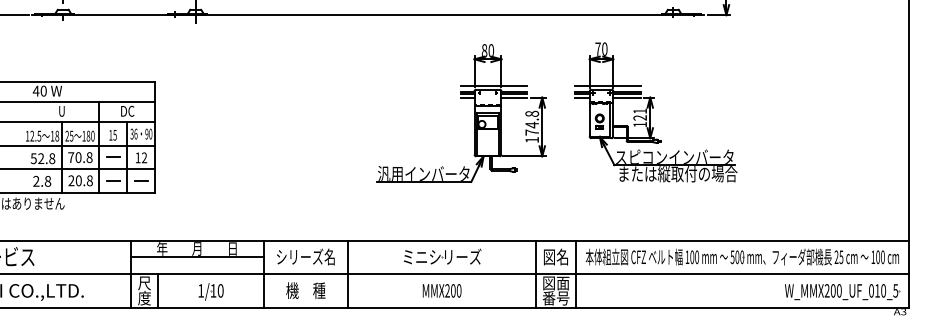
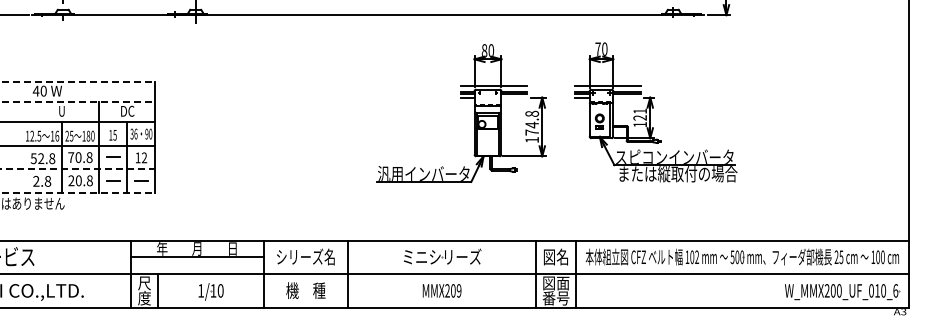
line: solid -> dashed (78, 81)
line: present -> none (514, 97)
line: present -> none (626, 97)
line: solid -> dashed (78, 101)
text: 18 -> 16 (57, 135)
line: solid -> dashed (78, 169)
line: solid -> dashed (78, 192)
text: 100 -> 102 (697, 257)
text: MMX200 -> MMX209 (458, 290)
text: W_MMX200_UF_010_5 -> W_MMX200_UF_010_6 (895, 290)
